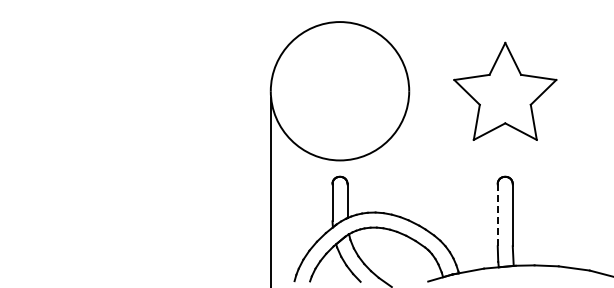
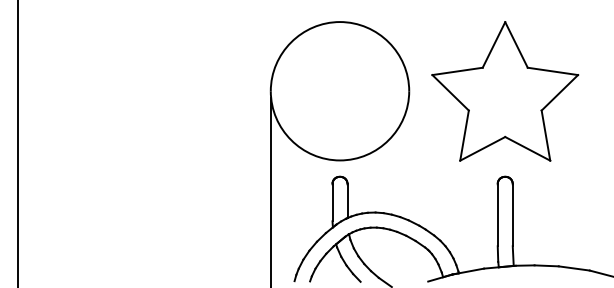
part size: 105x100 px -> 149x141 px (505, 91)
line: none -> present (18, 143)
line: dashed -> solid (497, 215)
